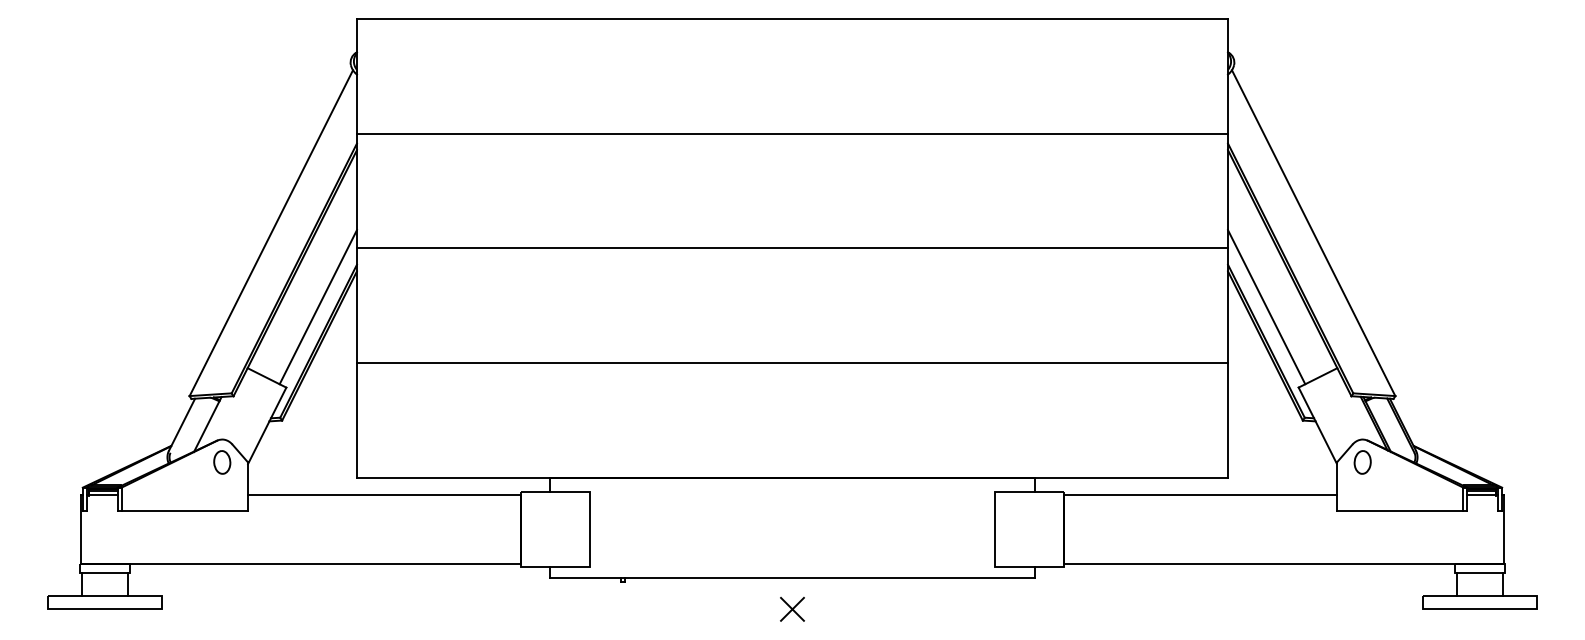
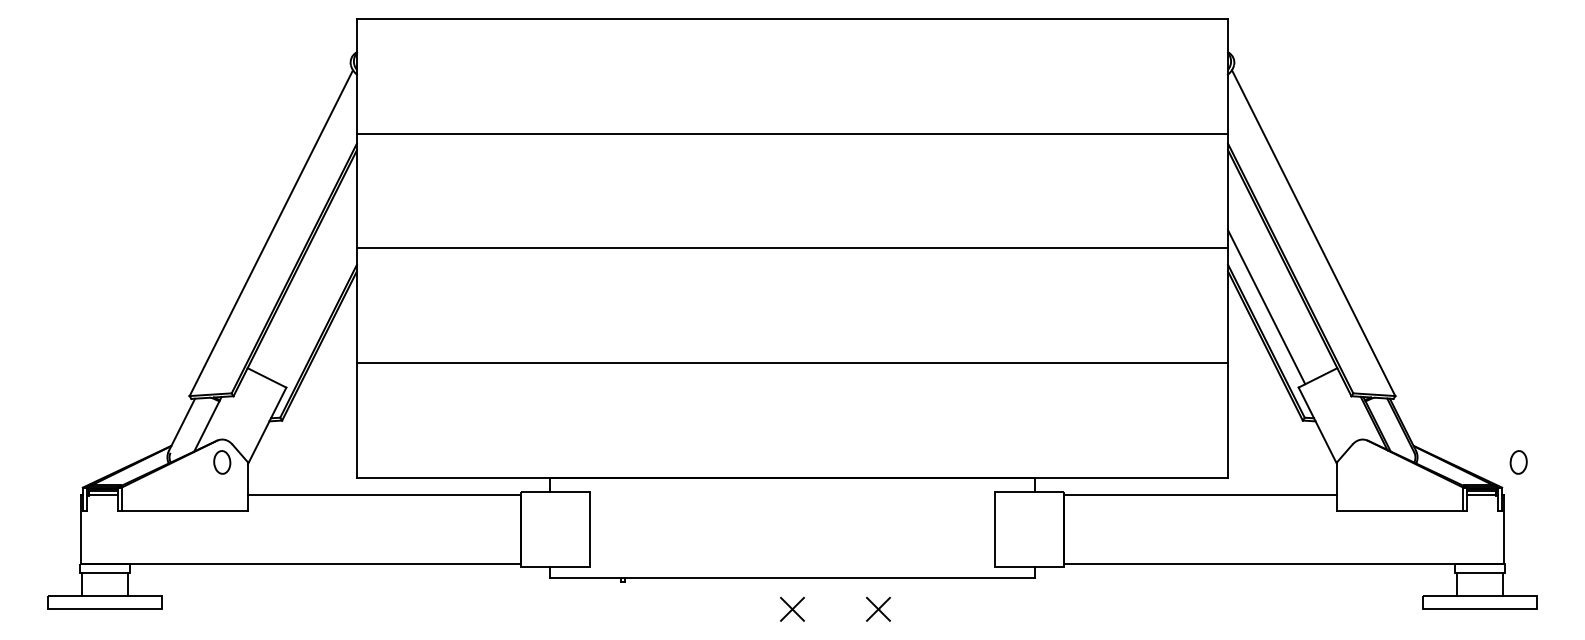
line: present -> none (317, 307)
part position: (1362, 462) -> (1518, 462) (1518, 462)
part: none -> present (878, 609)
